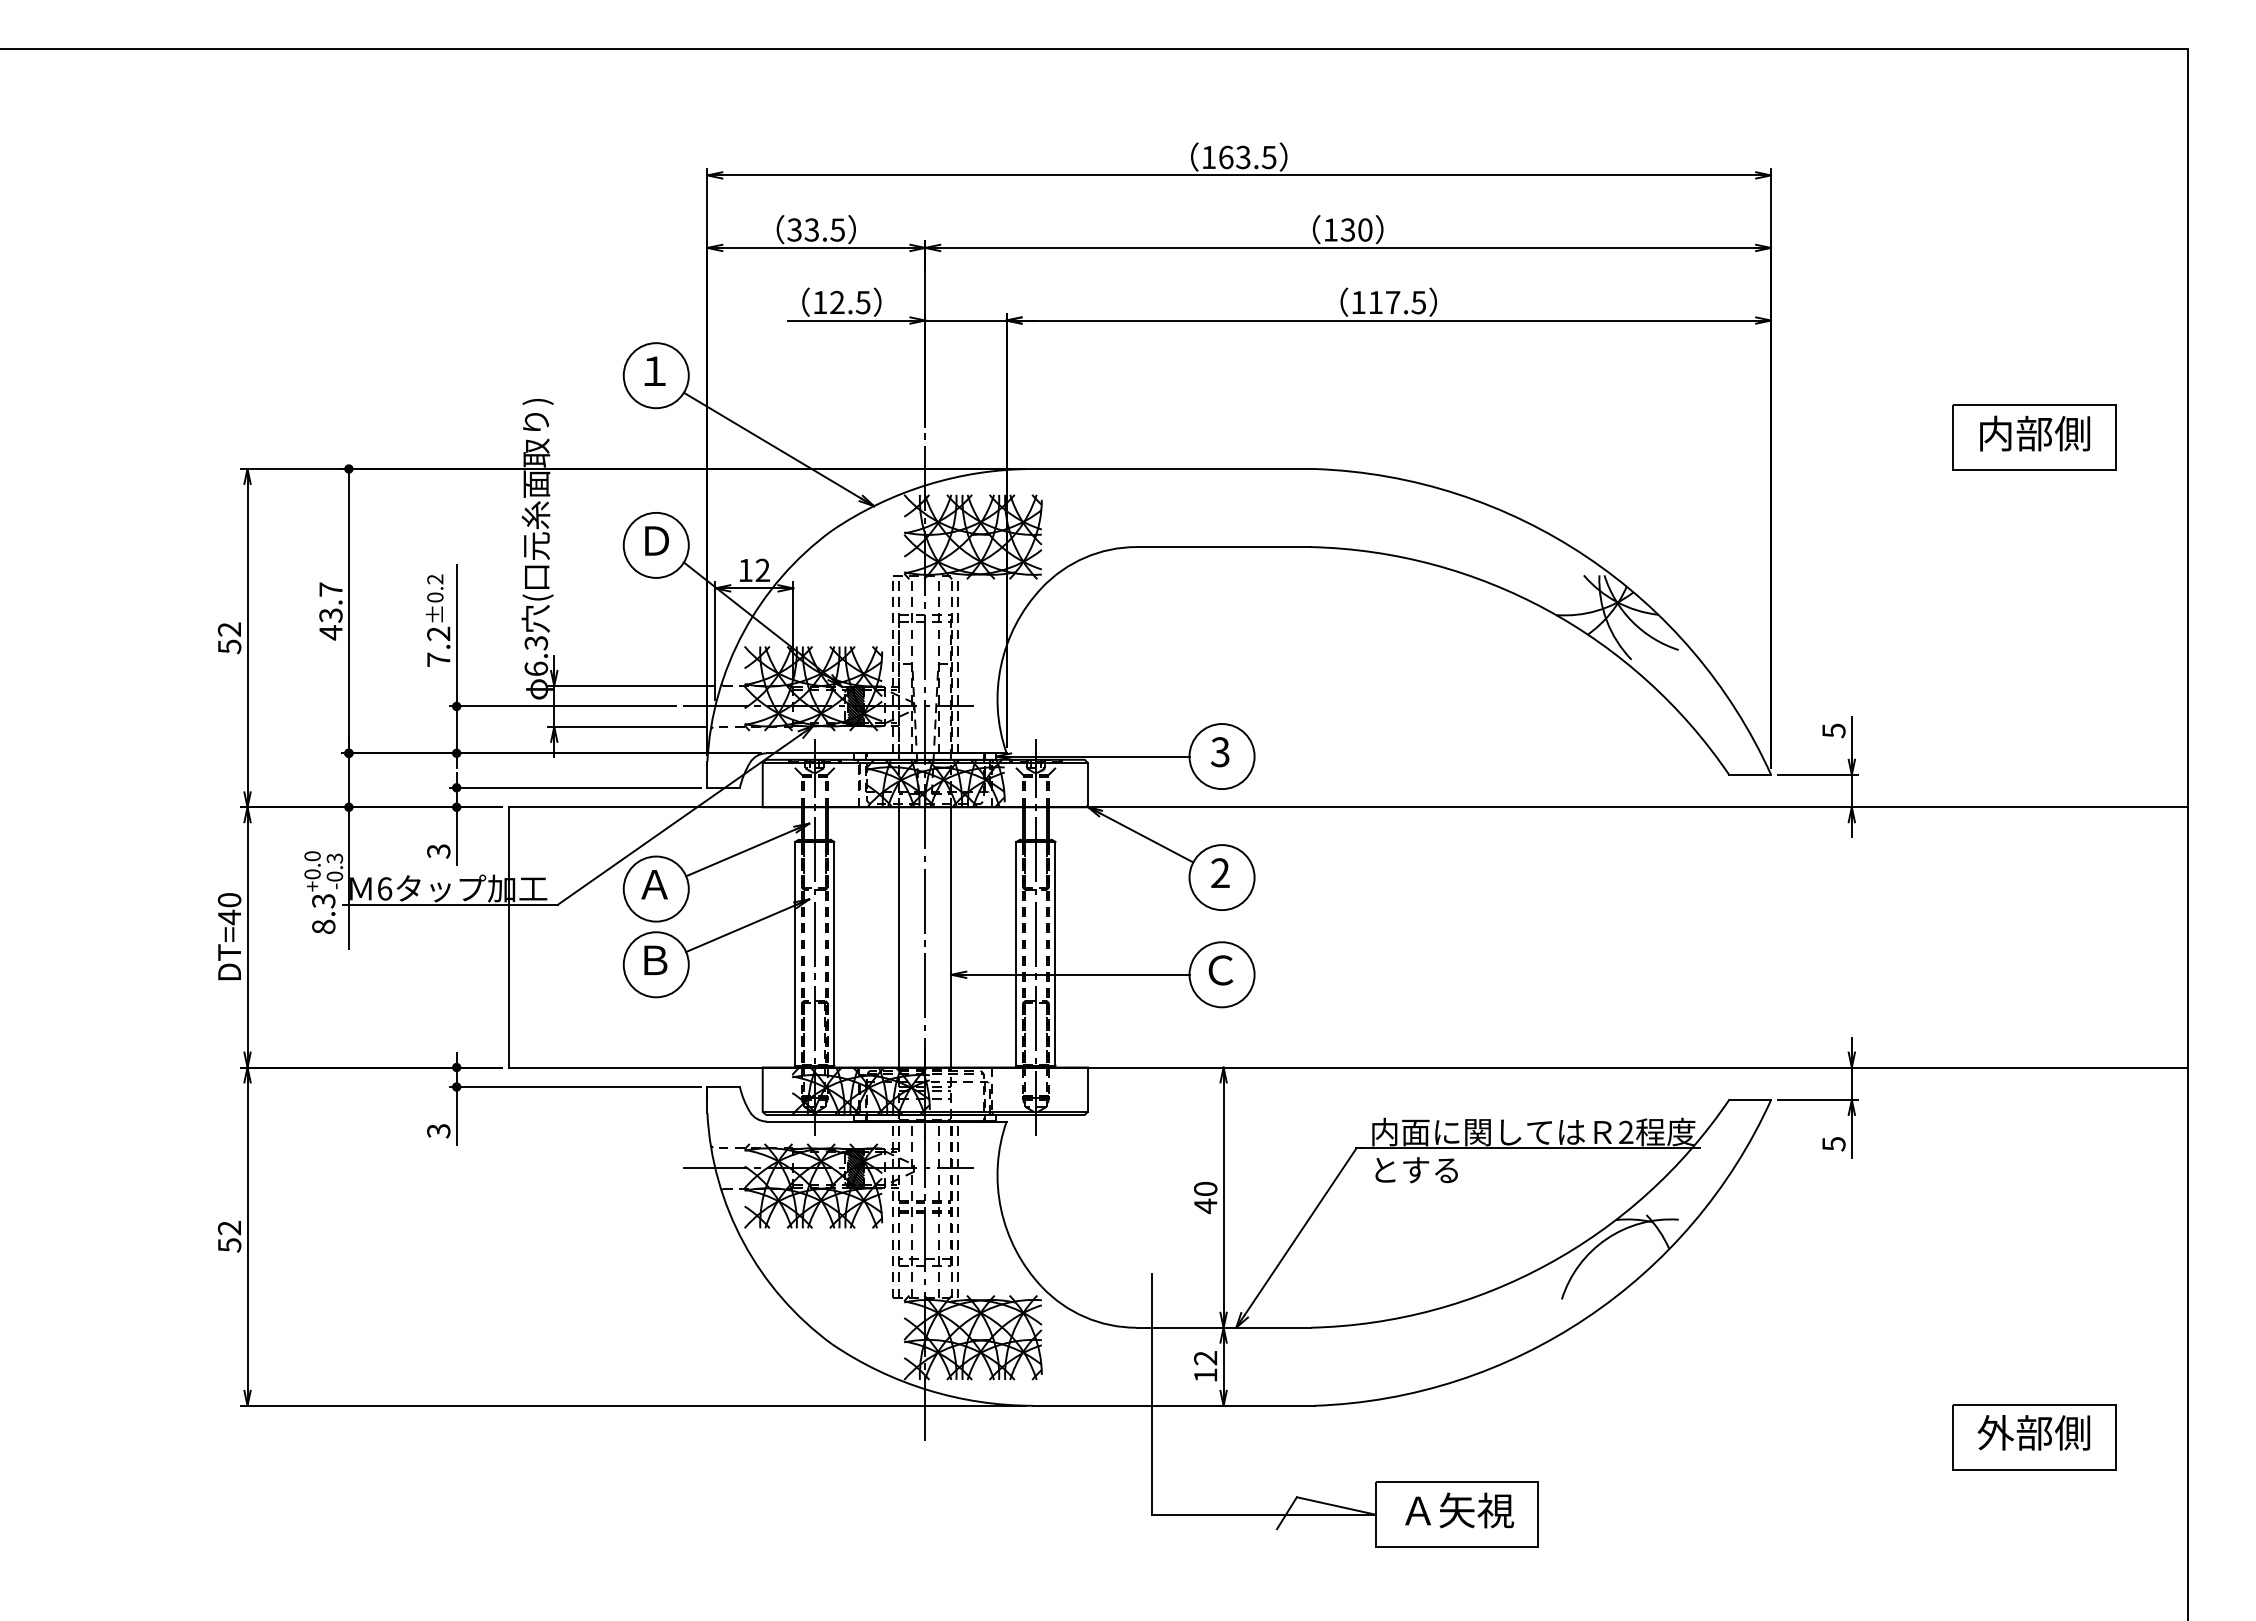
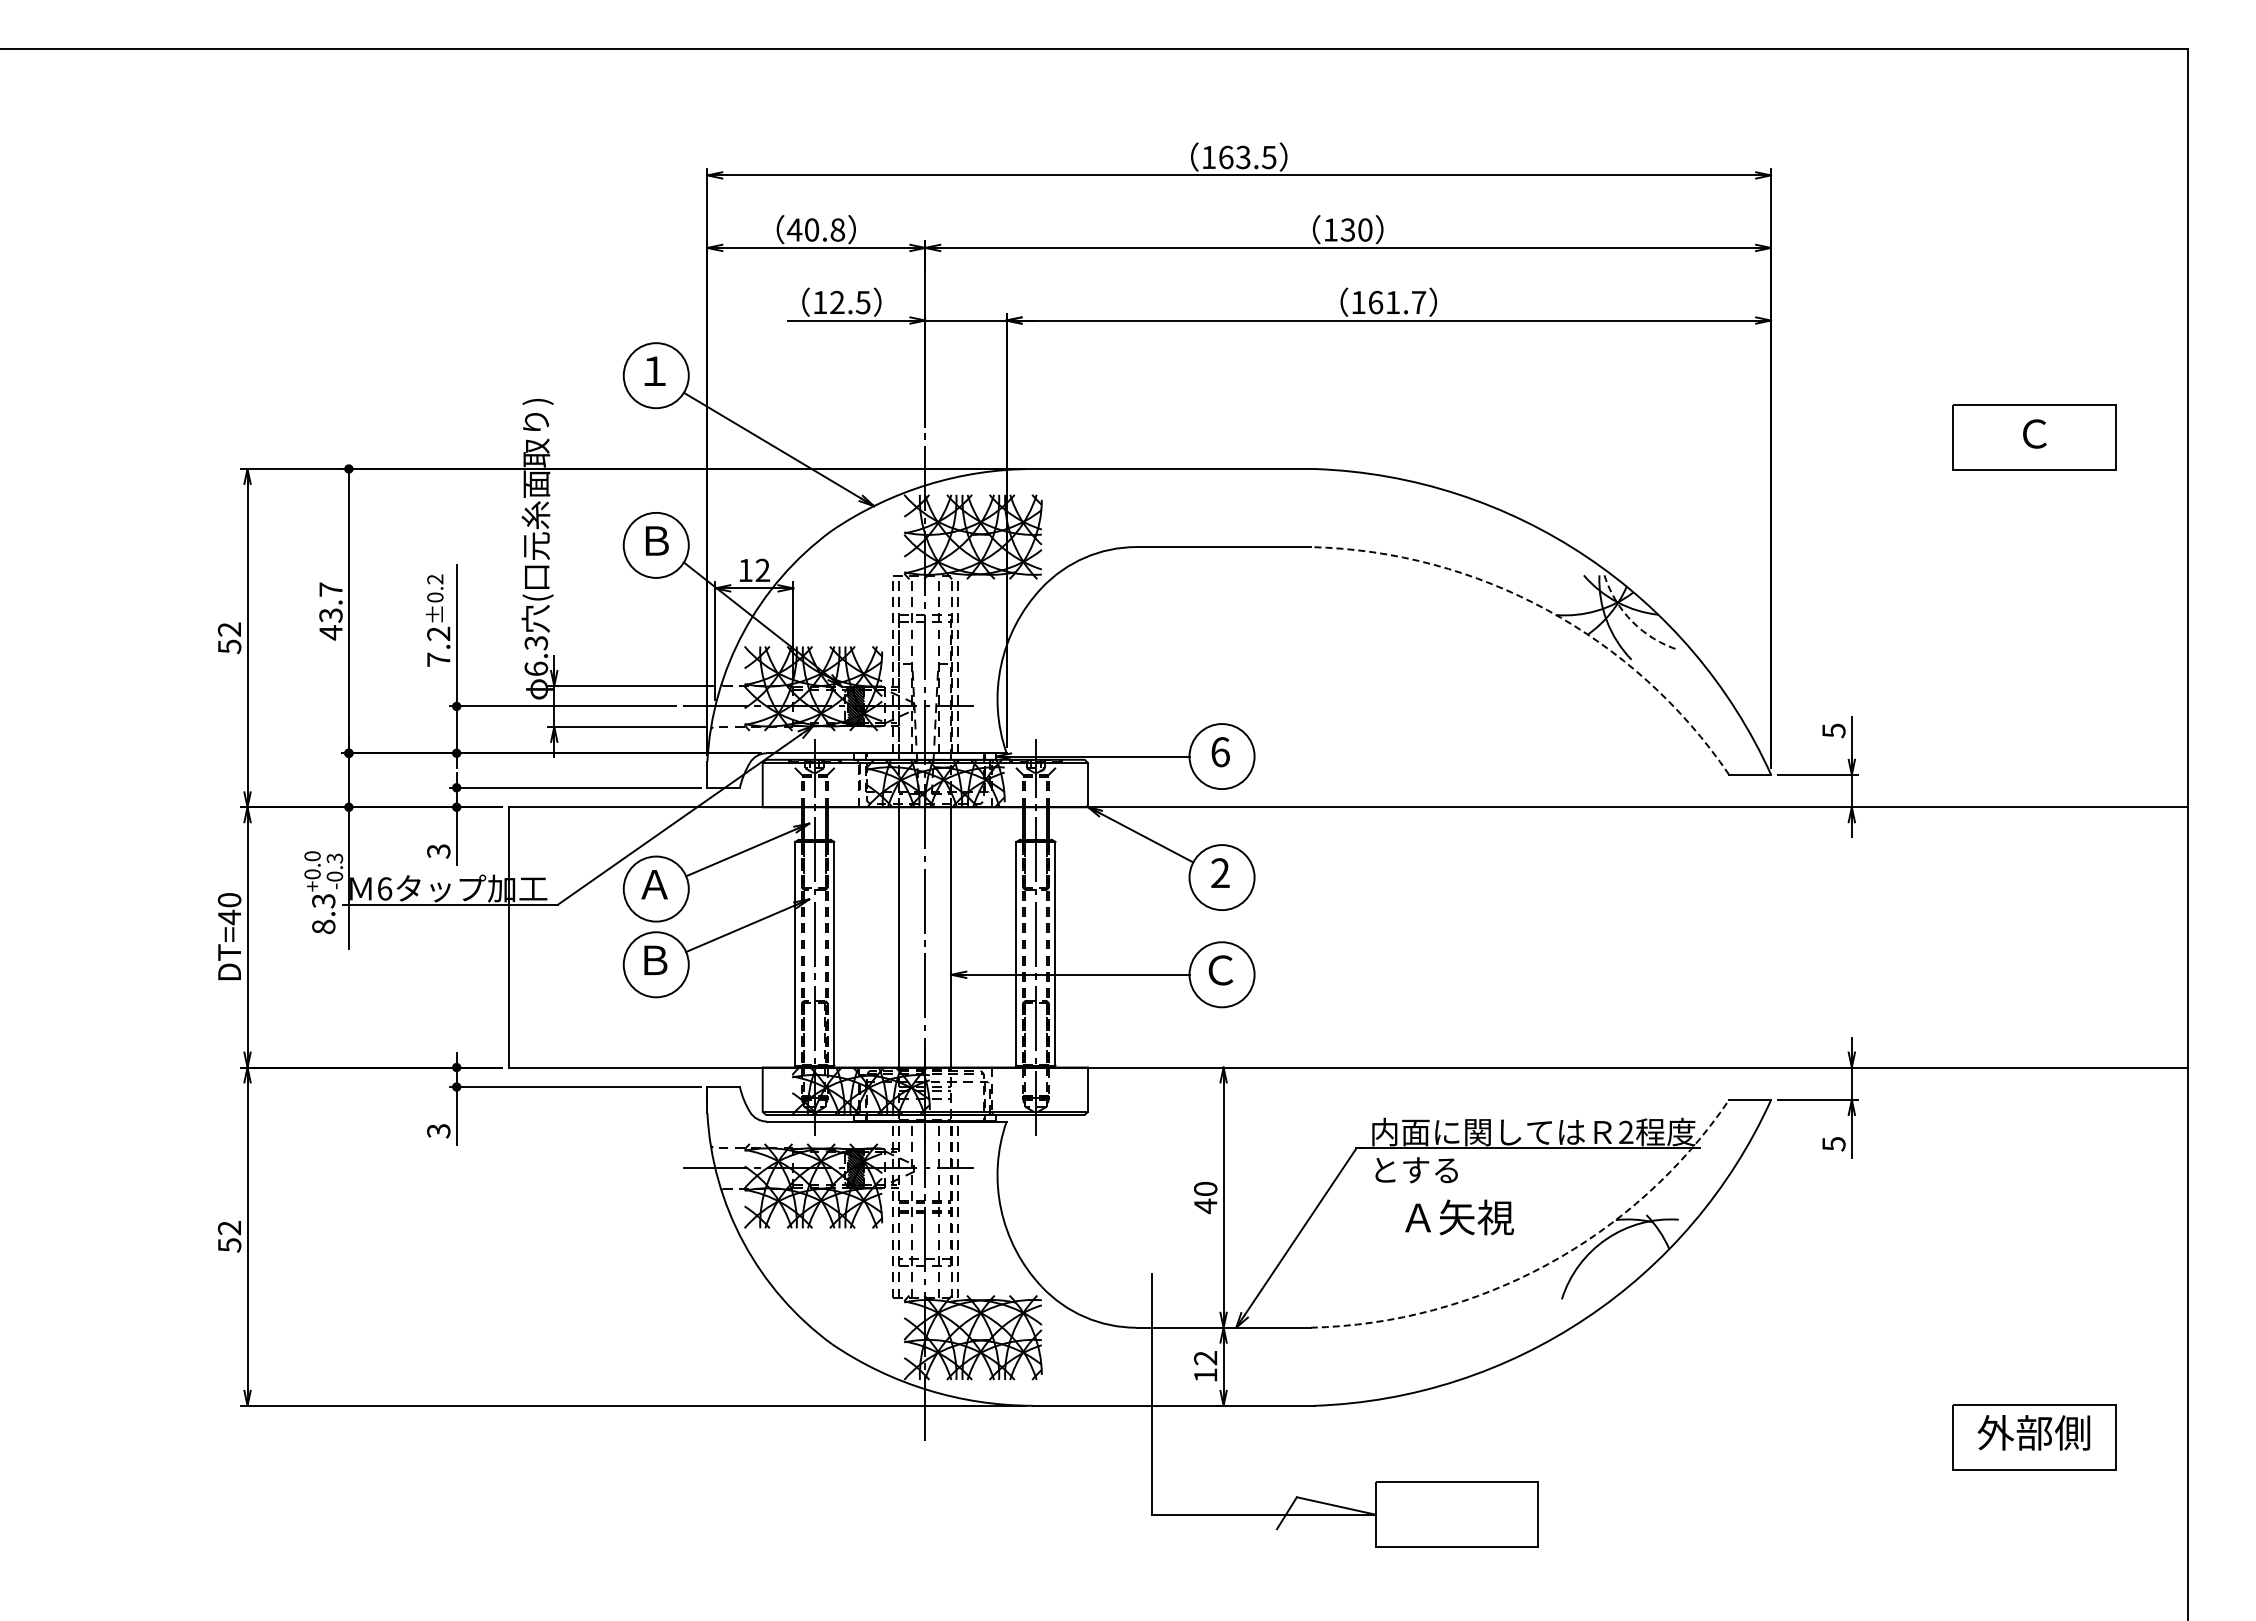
text: 33.5 -> 40.8 (815, 229)
text: 117.5 -> 161.7 (1397, 302)
text: 内部側 -> Ｃ (2035, 433)
text: Ｄ -> Ｂ (656, 540)
arc: solid -> dashed (1547, 610)
arc: solid -> dashed (1632, 621)
text: 3 -> 6 (1219, 752)
arc: solid -> dashed (1547, 1264)
text position: (1459, 1510) -> (1459, 1217) (1459, 1217)
